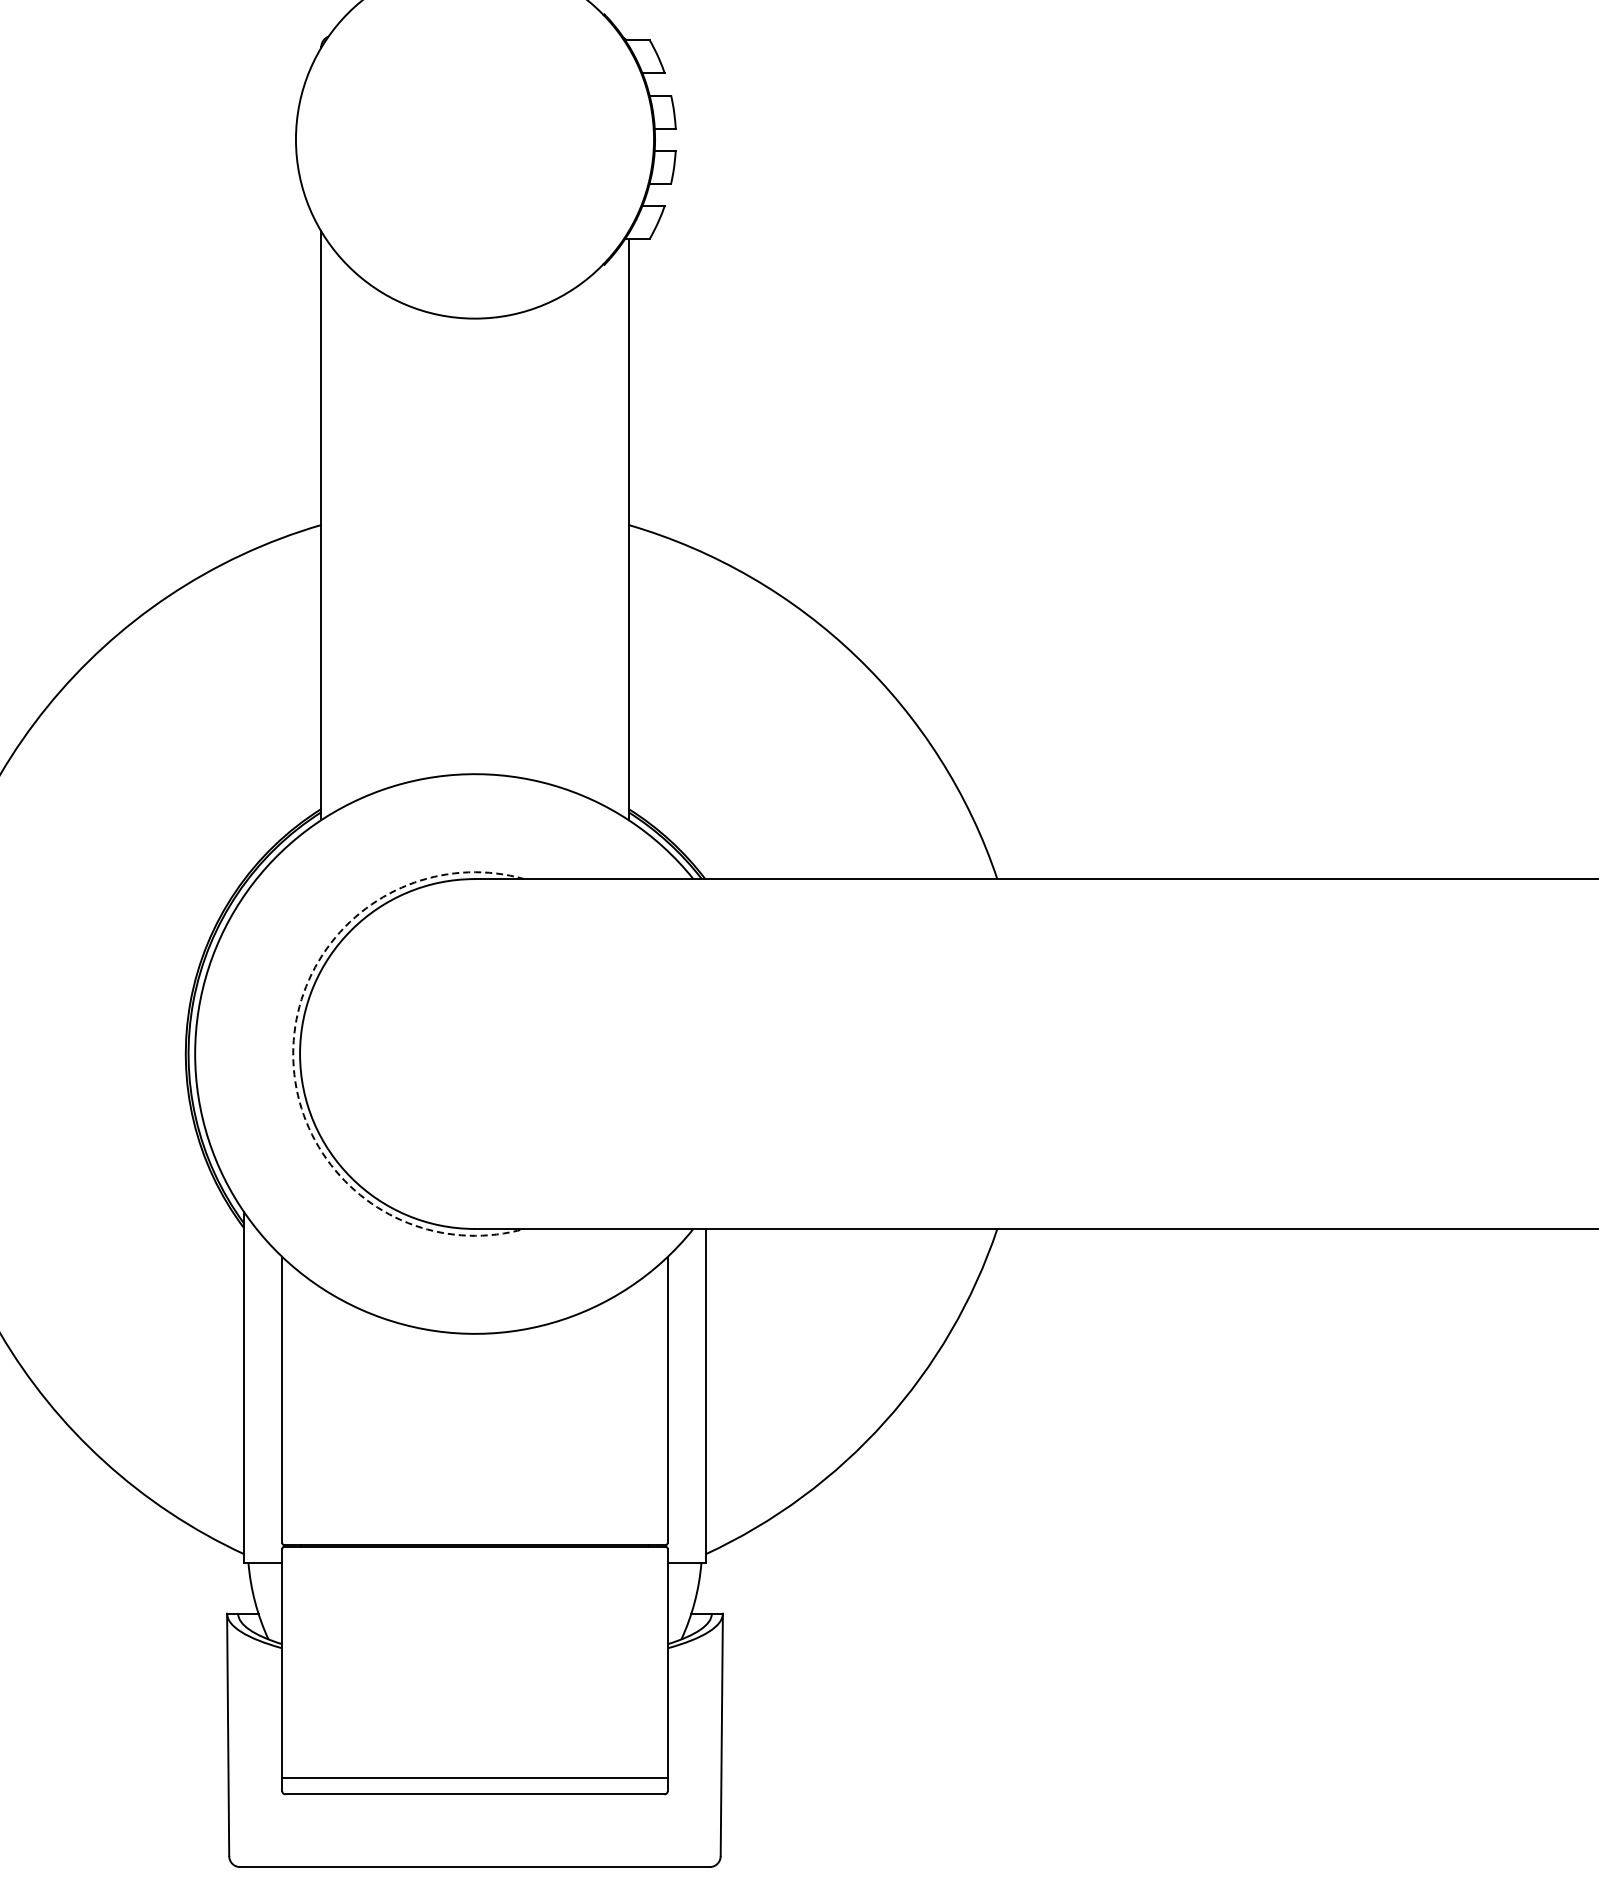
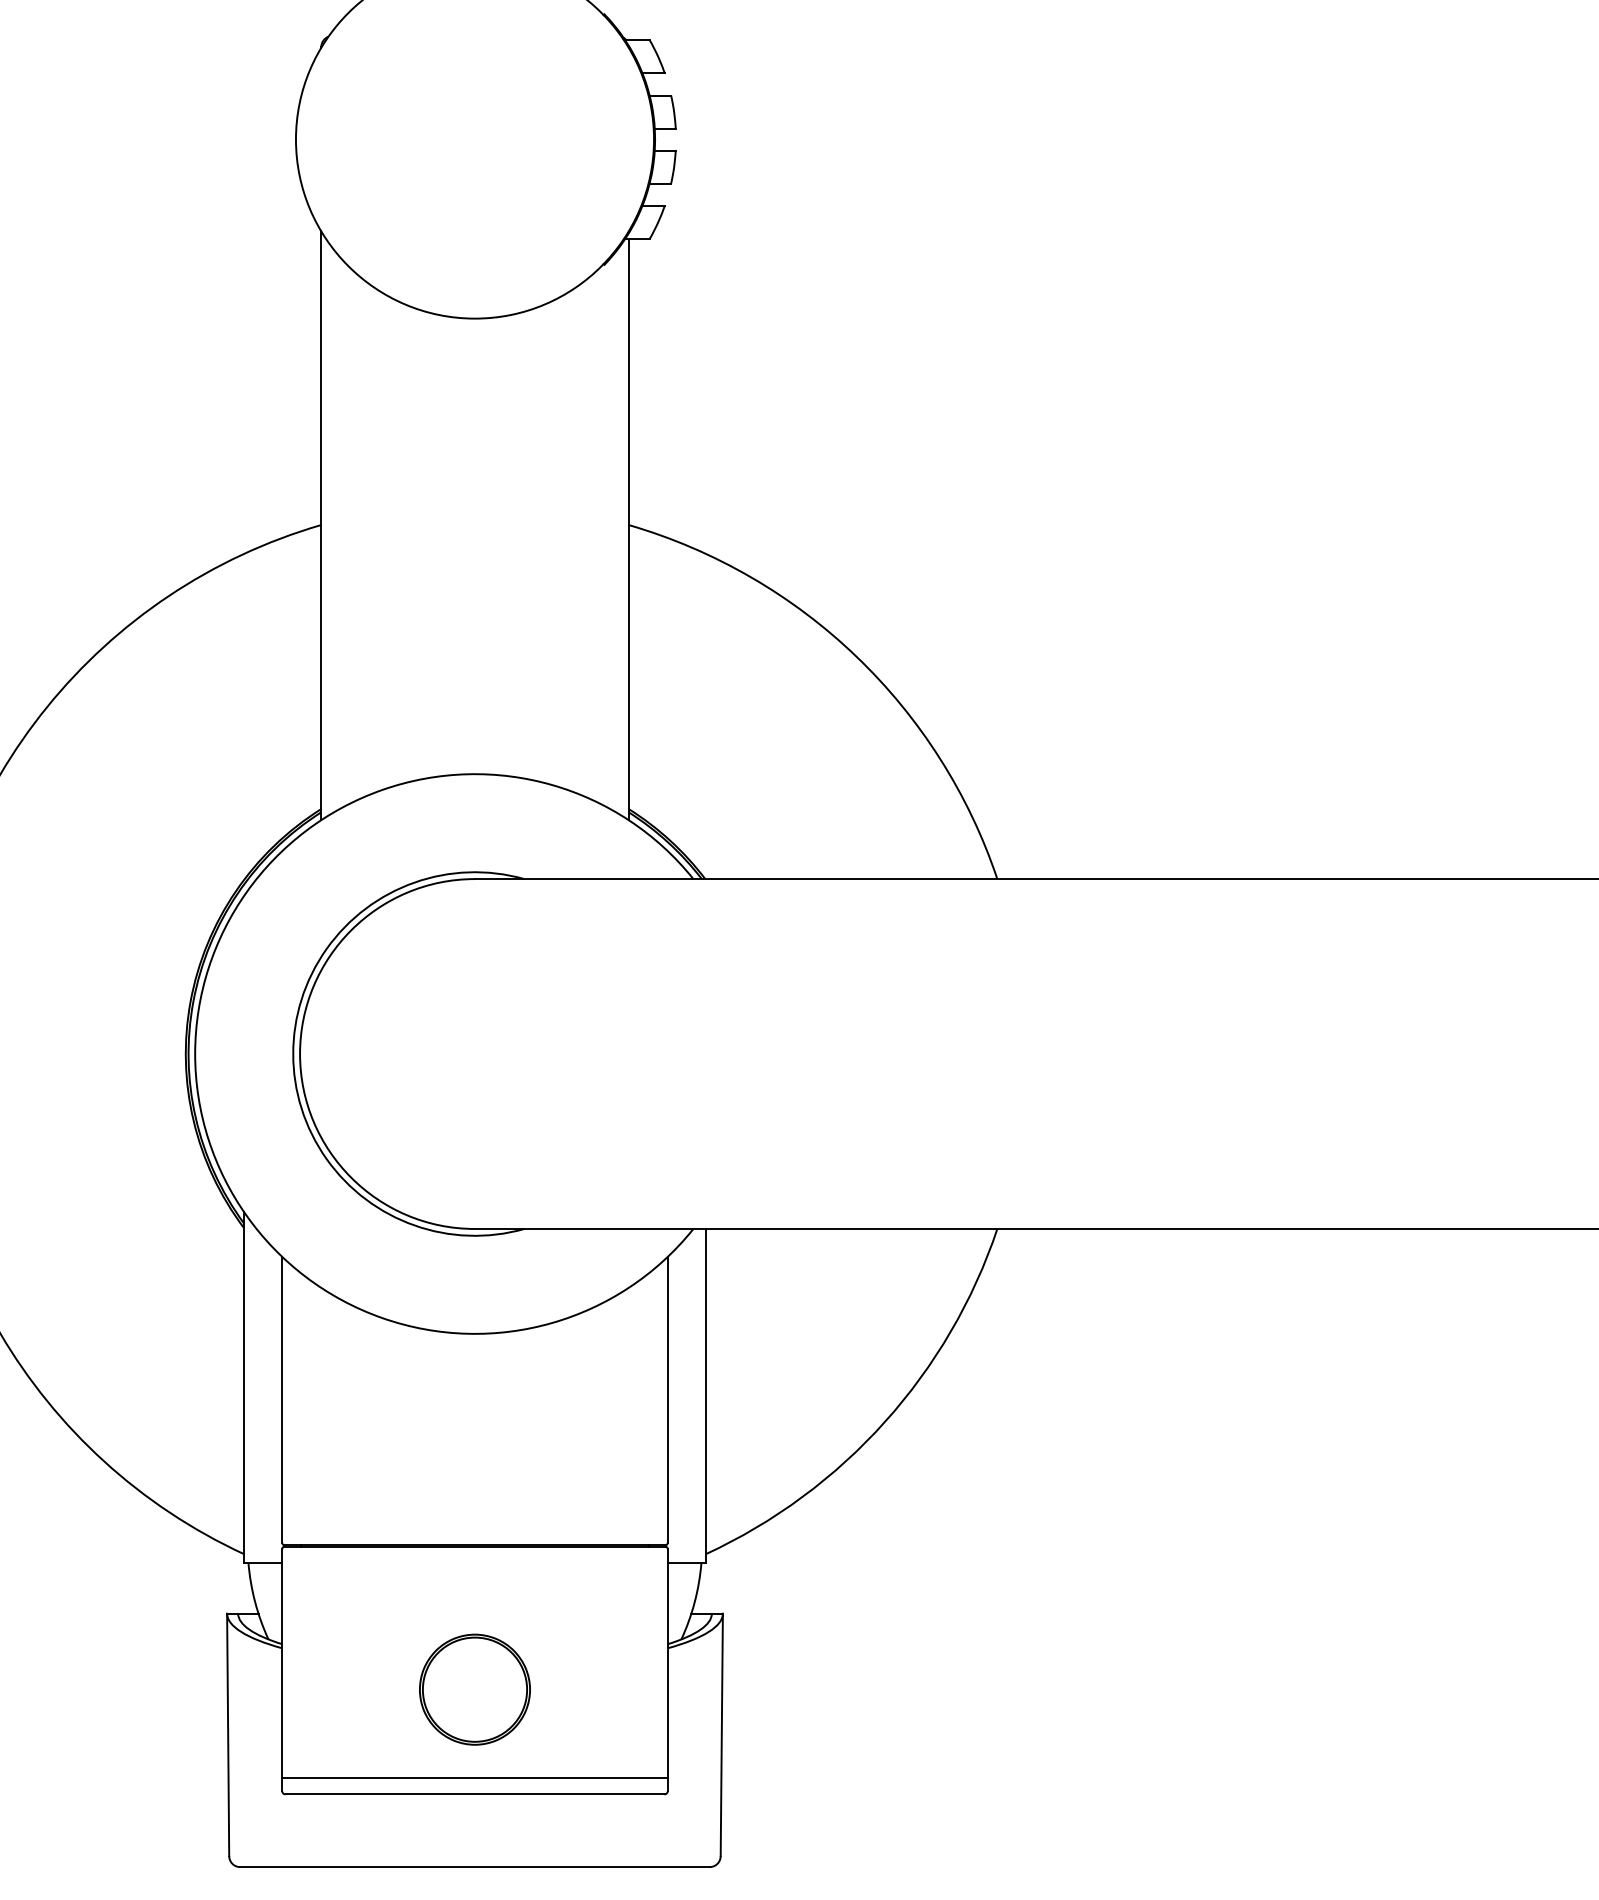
arc: dashed -> solid (293, 1054)
part: none -> present (474, 1689)
